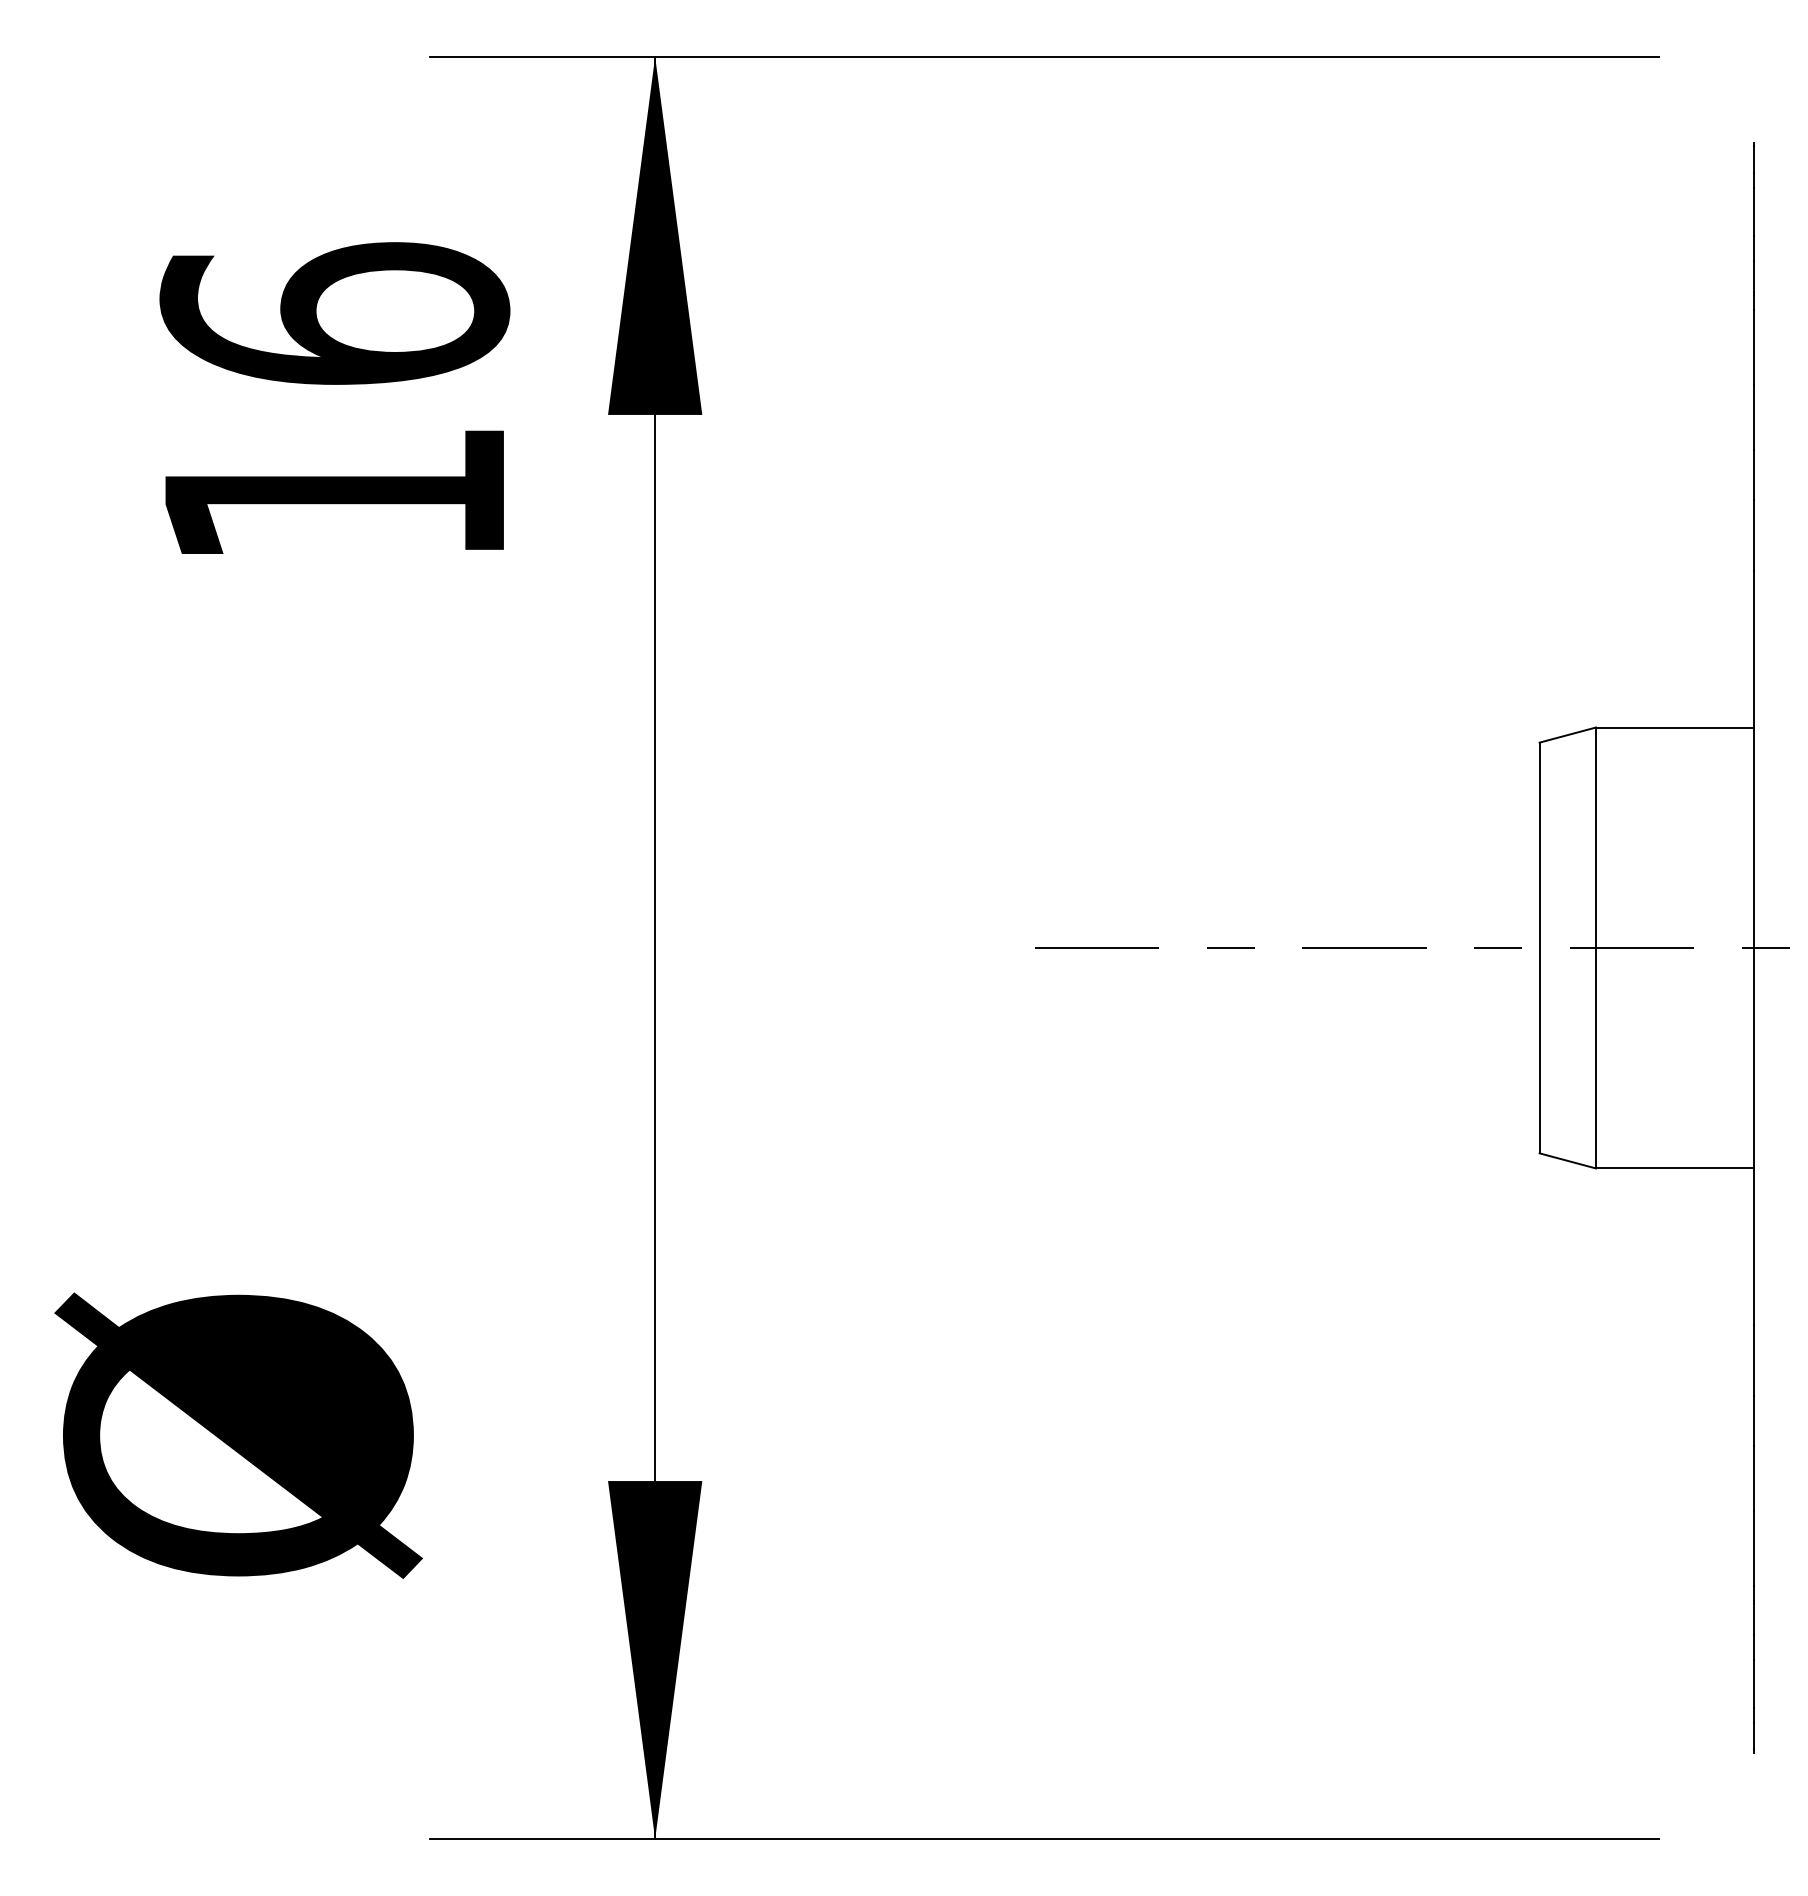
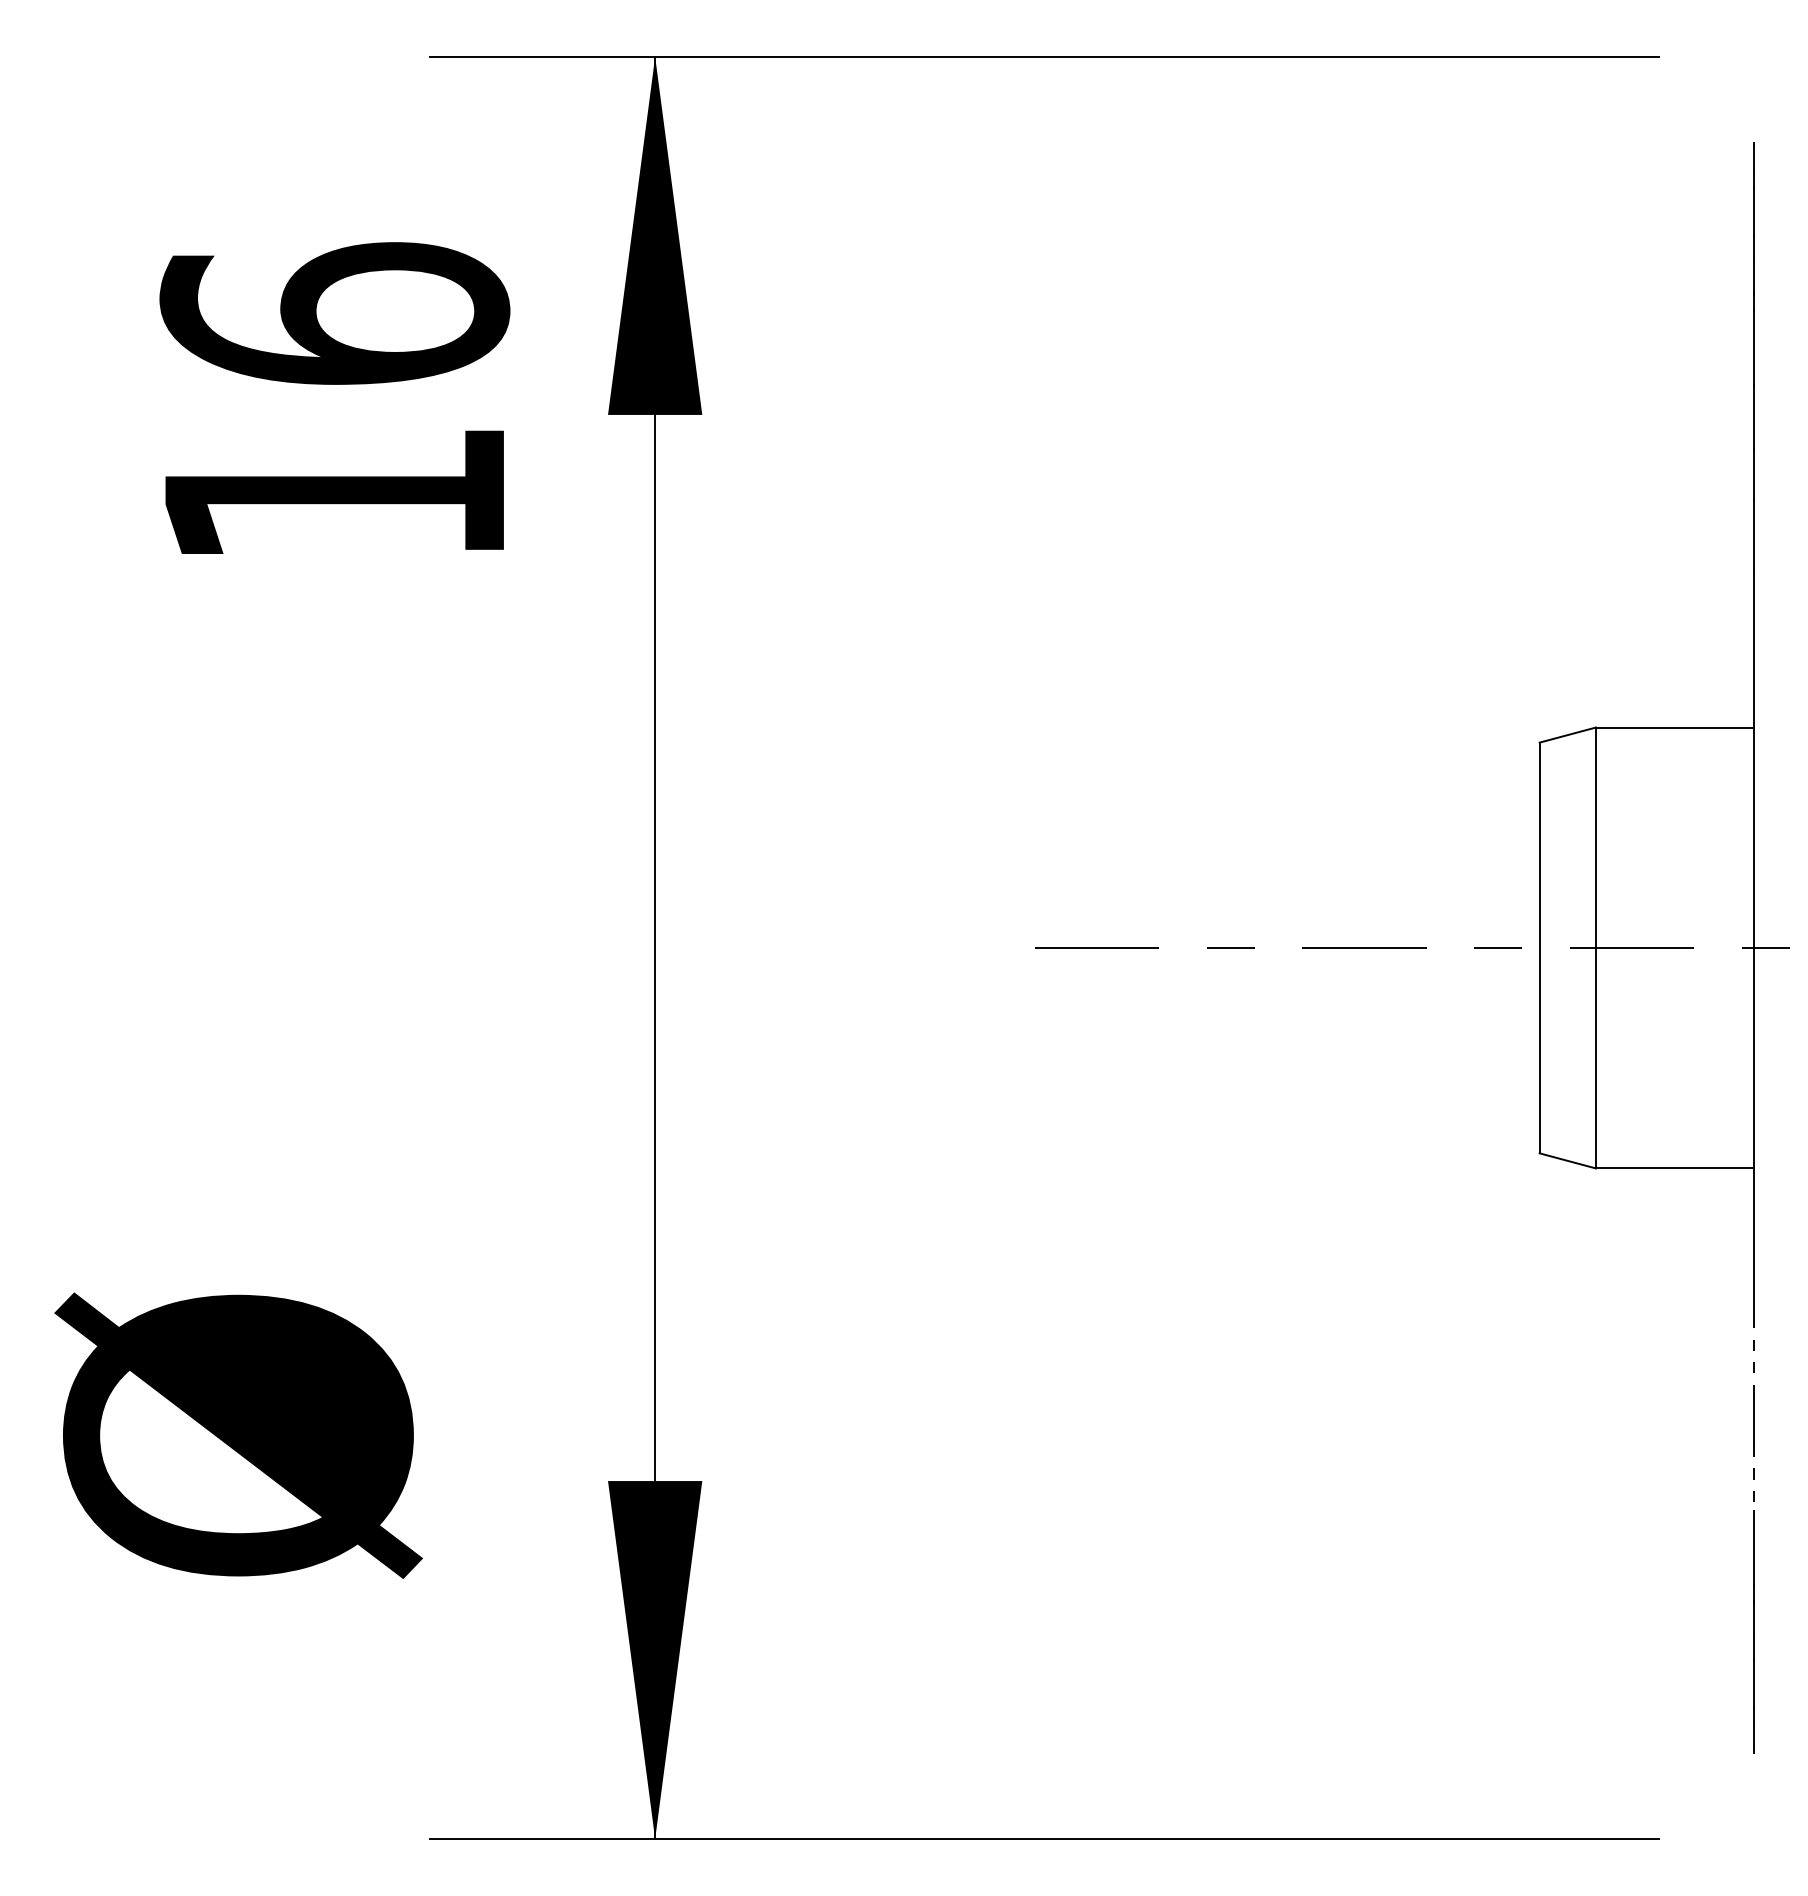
line: solid -> dashed (1753, 1360)
line: solid -> dashed (1753, 1478)
